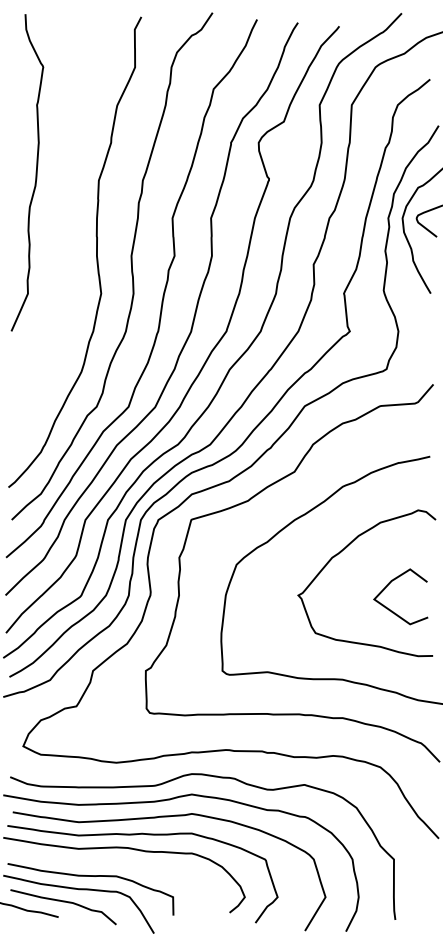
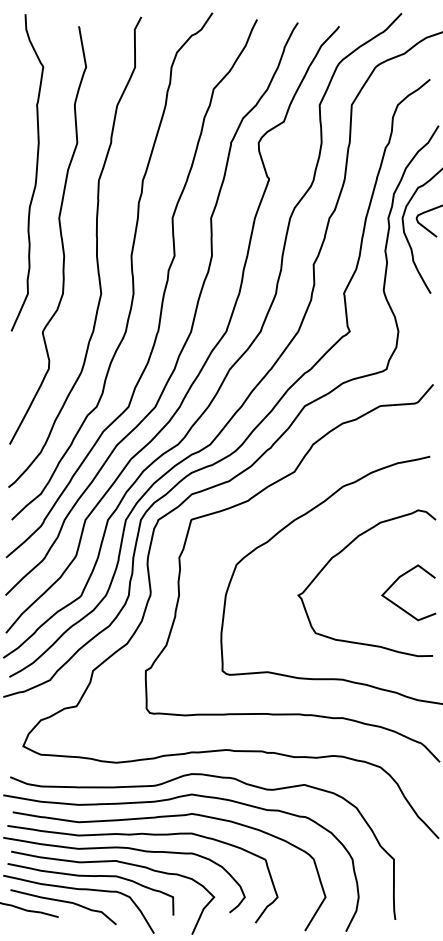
curve: none -> present (59, 231)
curve position: (392, 610) -> (400, 606) (400, 606)
curve: none -> present (121, 863)
